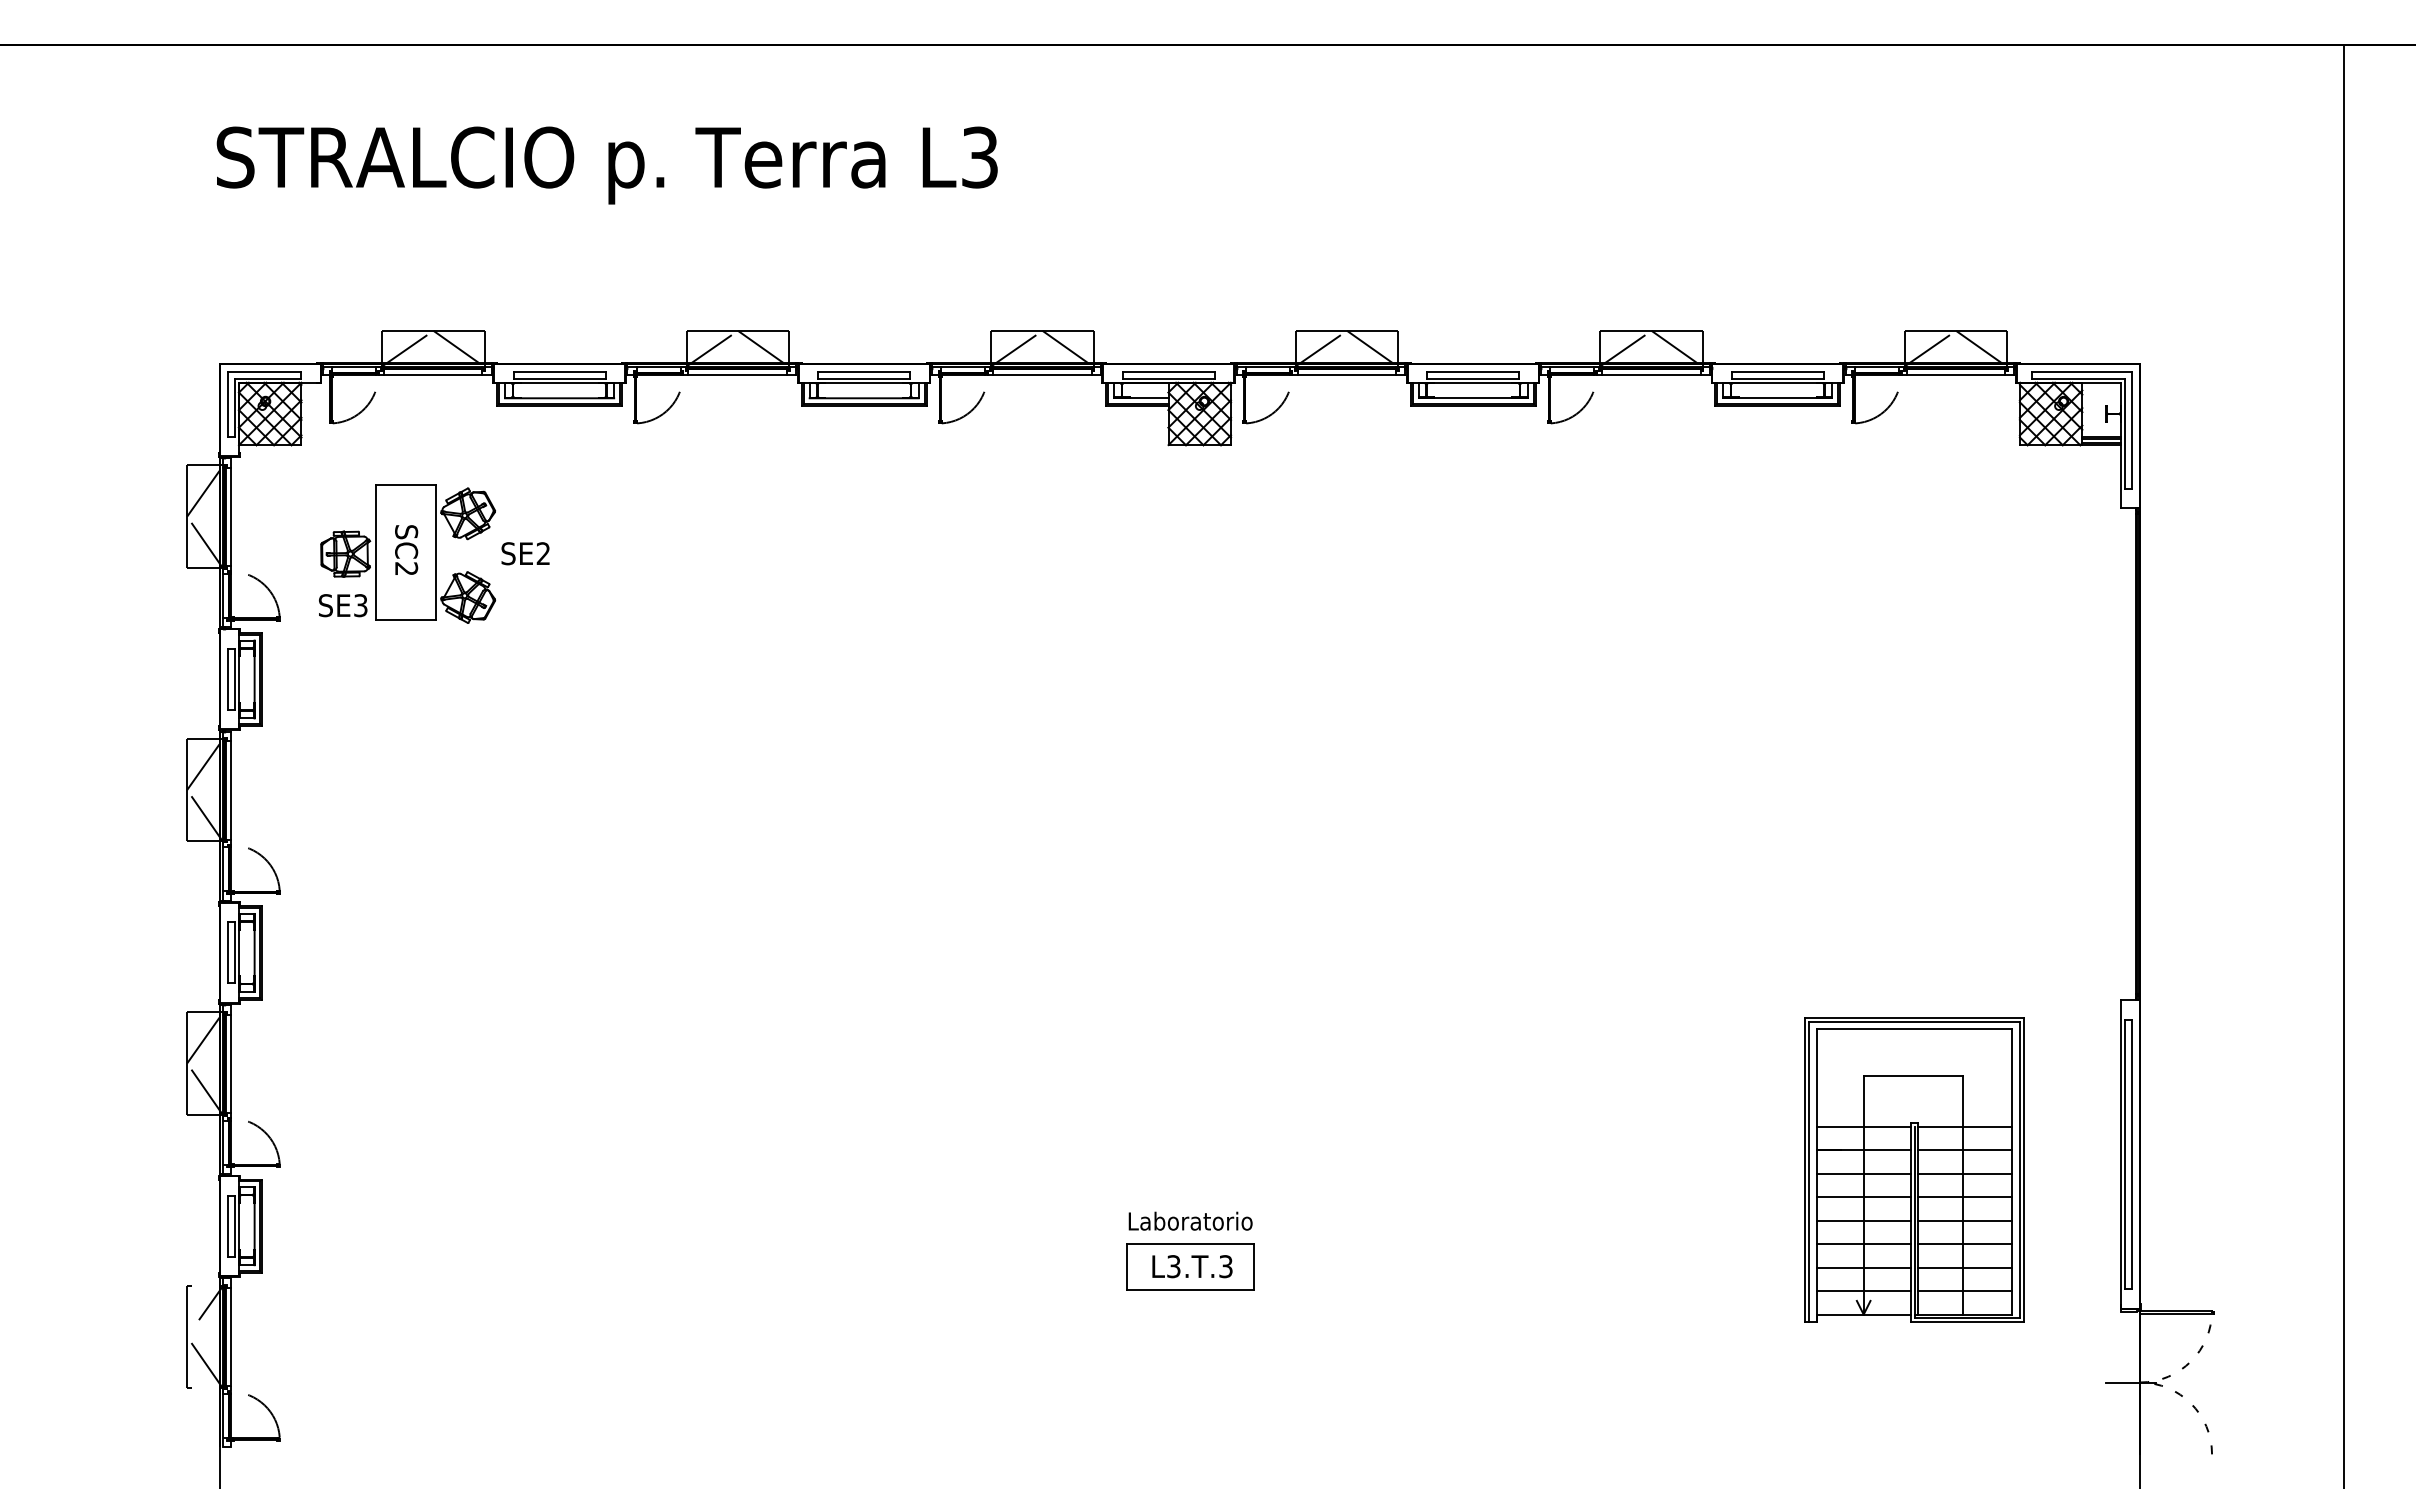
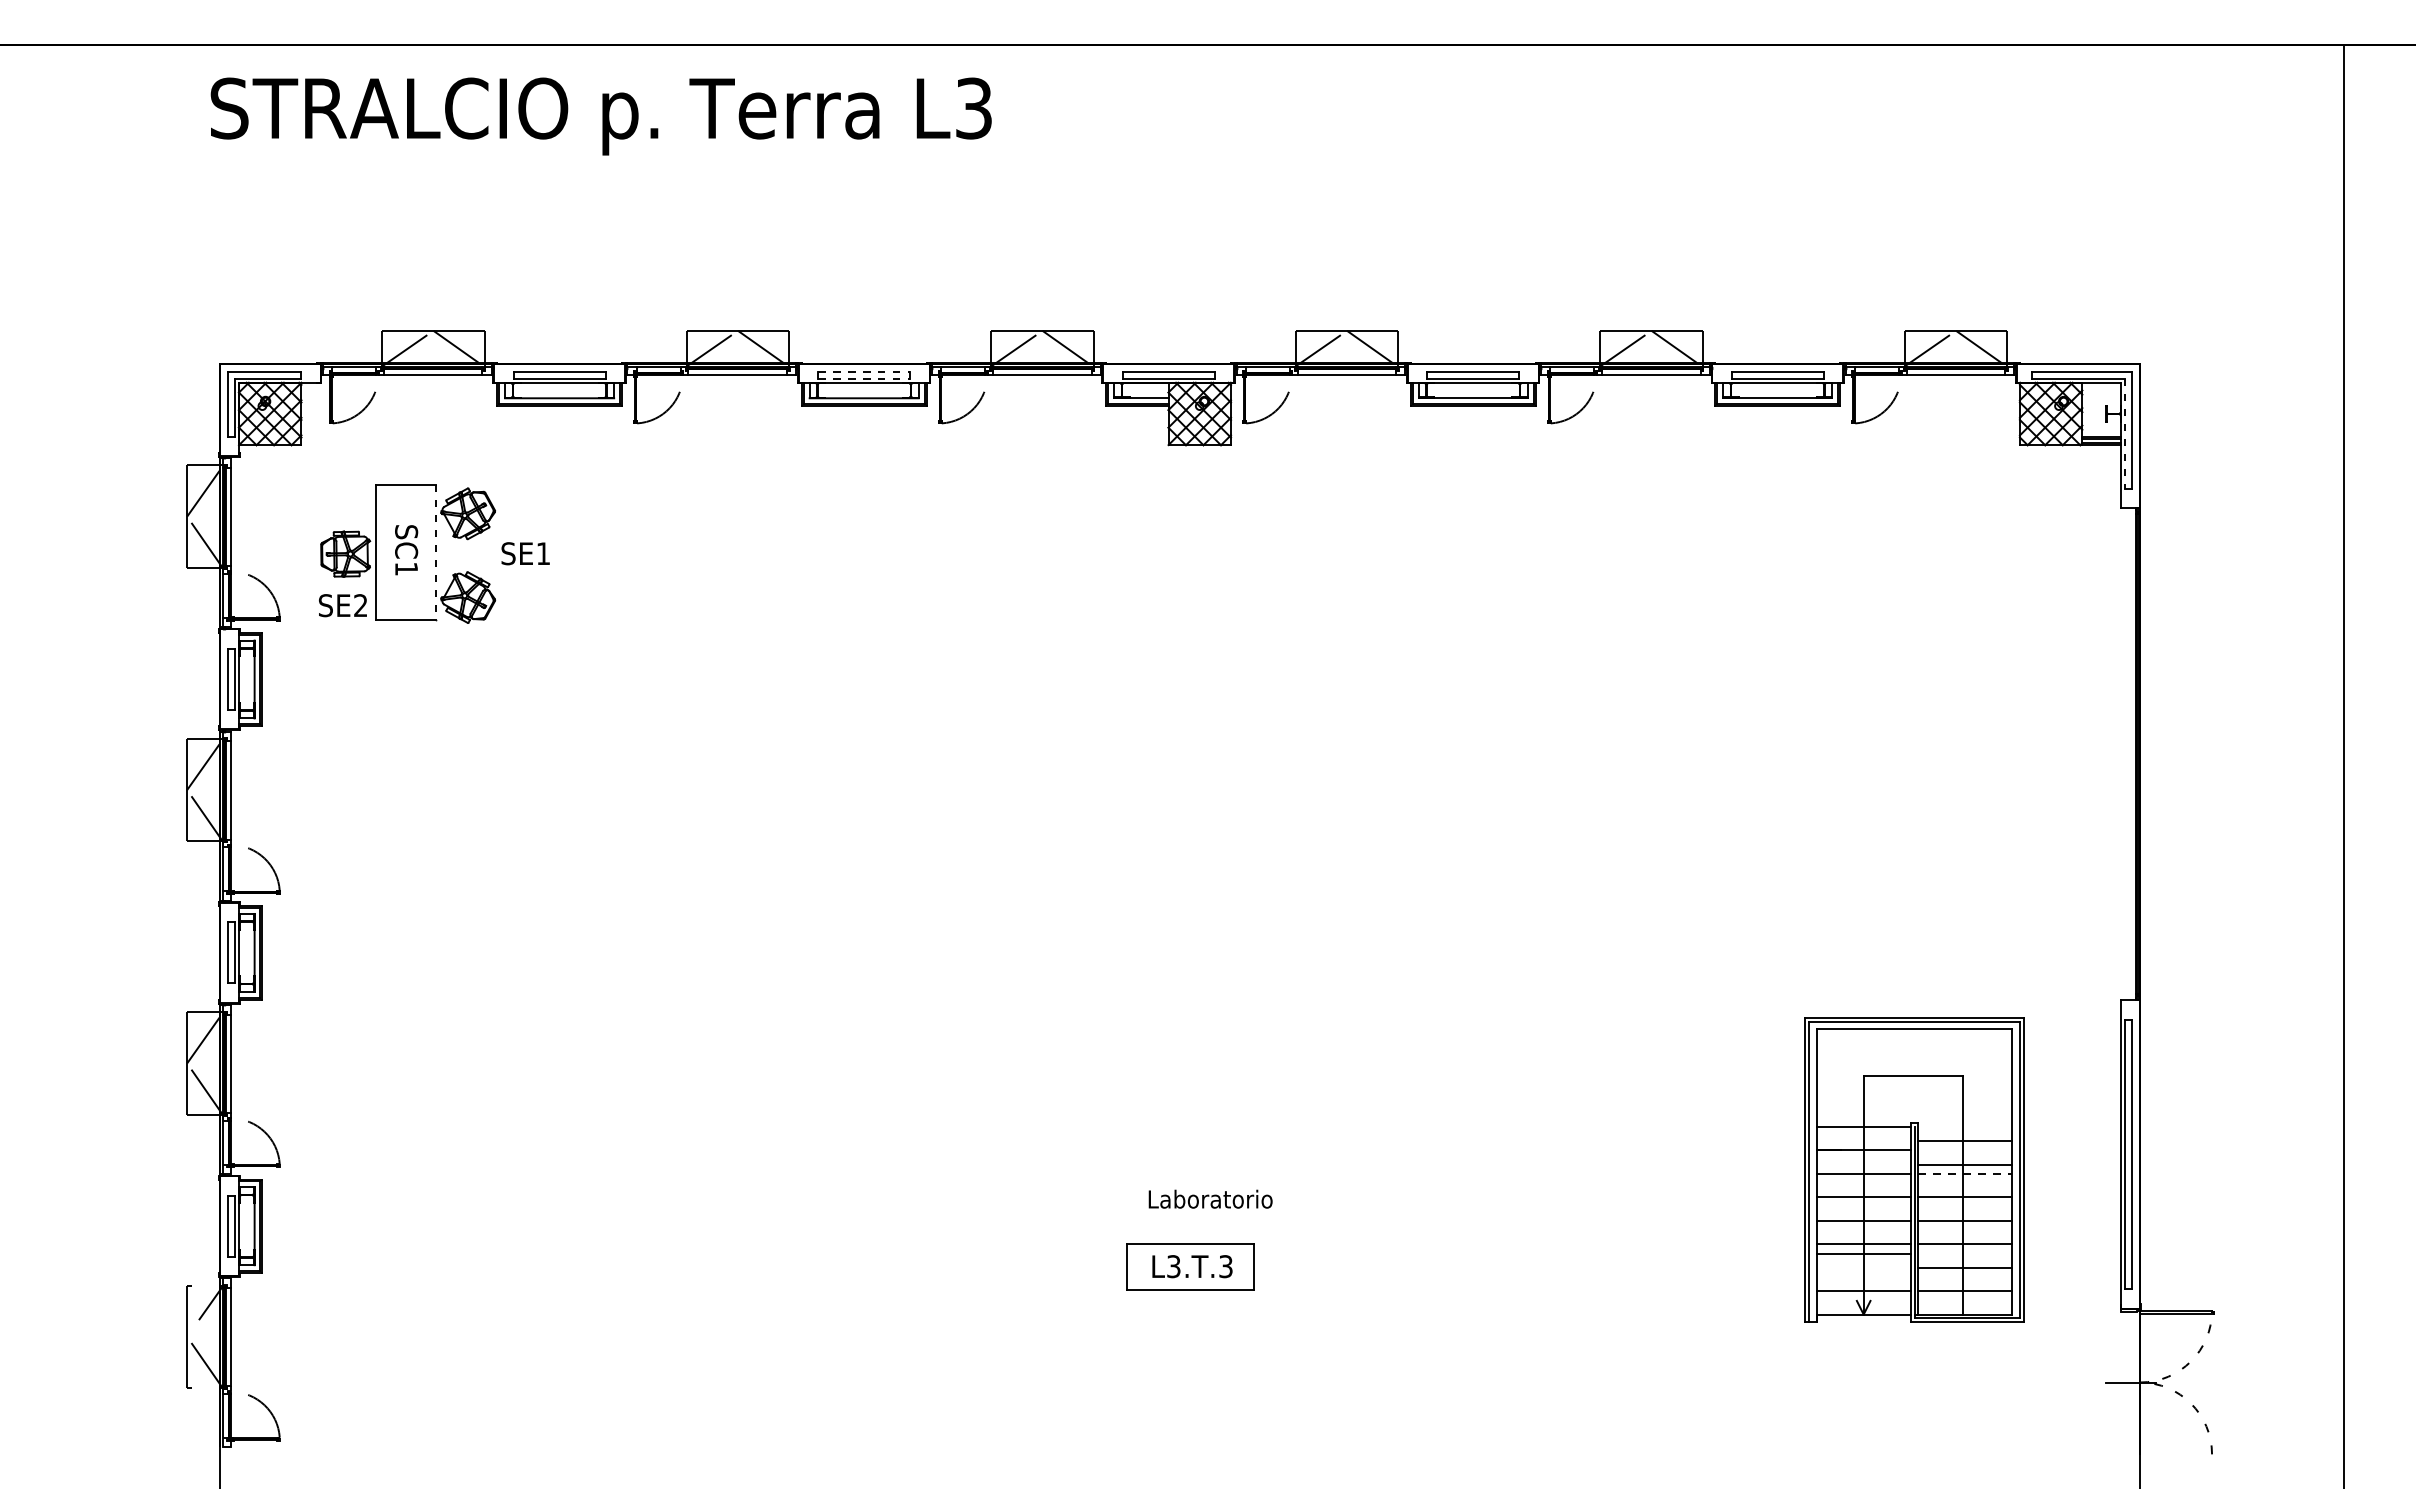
text position: (606, 165) -> (600, 116) (600, 116)
line: solid -> dashed (864, 371)
line: solid -> dashed (864, 378)
line: solid -> dashed (2125, 434)
line: solid -> dashed (436, 552)
text: SE2 -> SE1 (542, 553)
text: SC2 -> SC1 (406, 568)
text: SE3 -> SE2 (360, 605)
line position: (1965, 1127) -> (1965, 1141) (1965, 1141)
line position: (1965, 1150) -> (1965, 1165) (1965, 1165)
line: solid -> dashed (1965, 1173)
text position: (1190, 1220) -> (1210, 1198) (1210, 1198)
line position: (1863, 1267) -> (1863, 1253) (1863, 1253)
